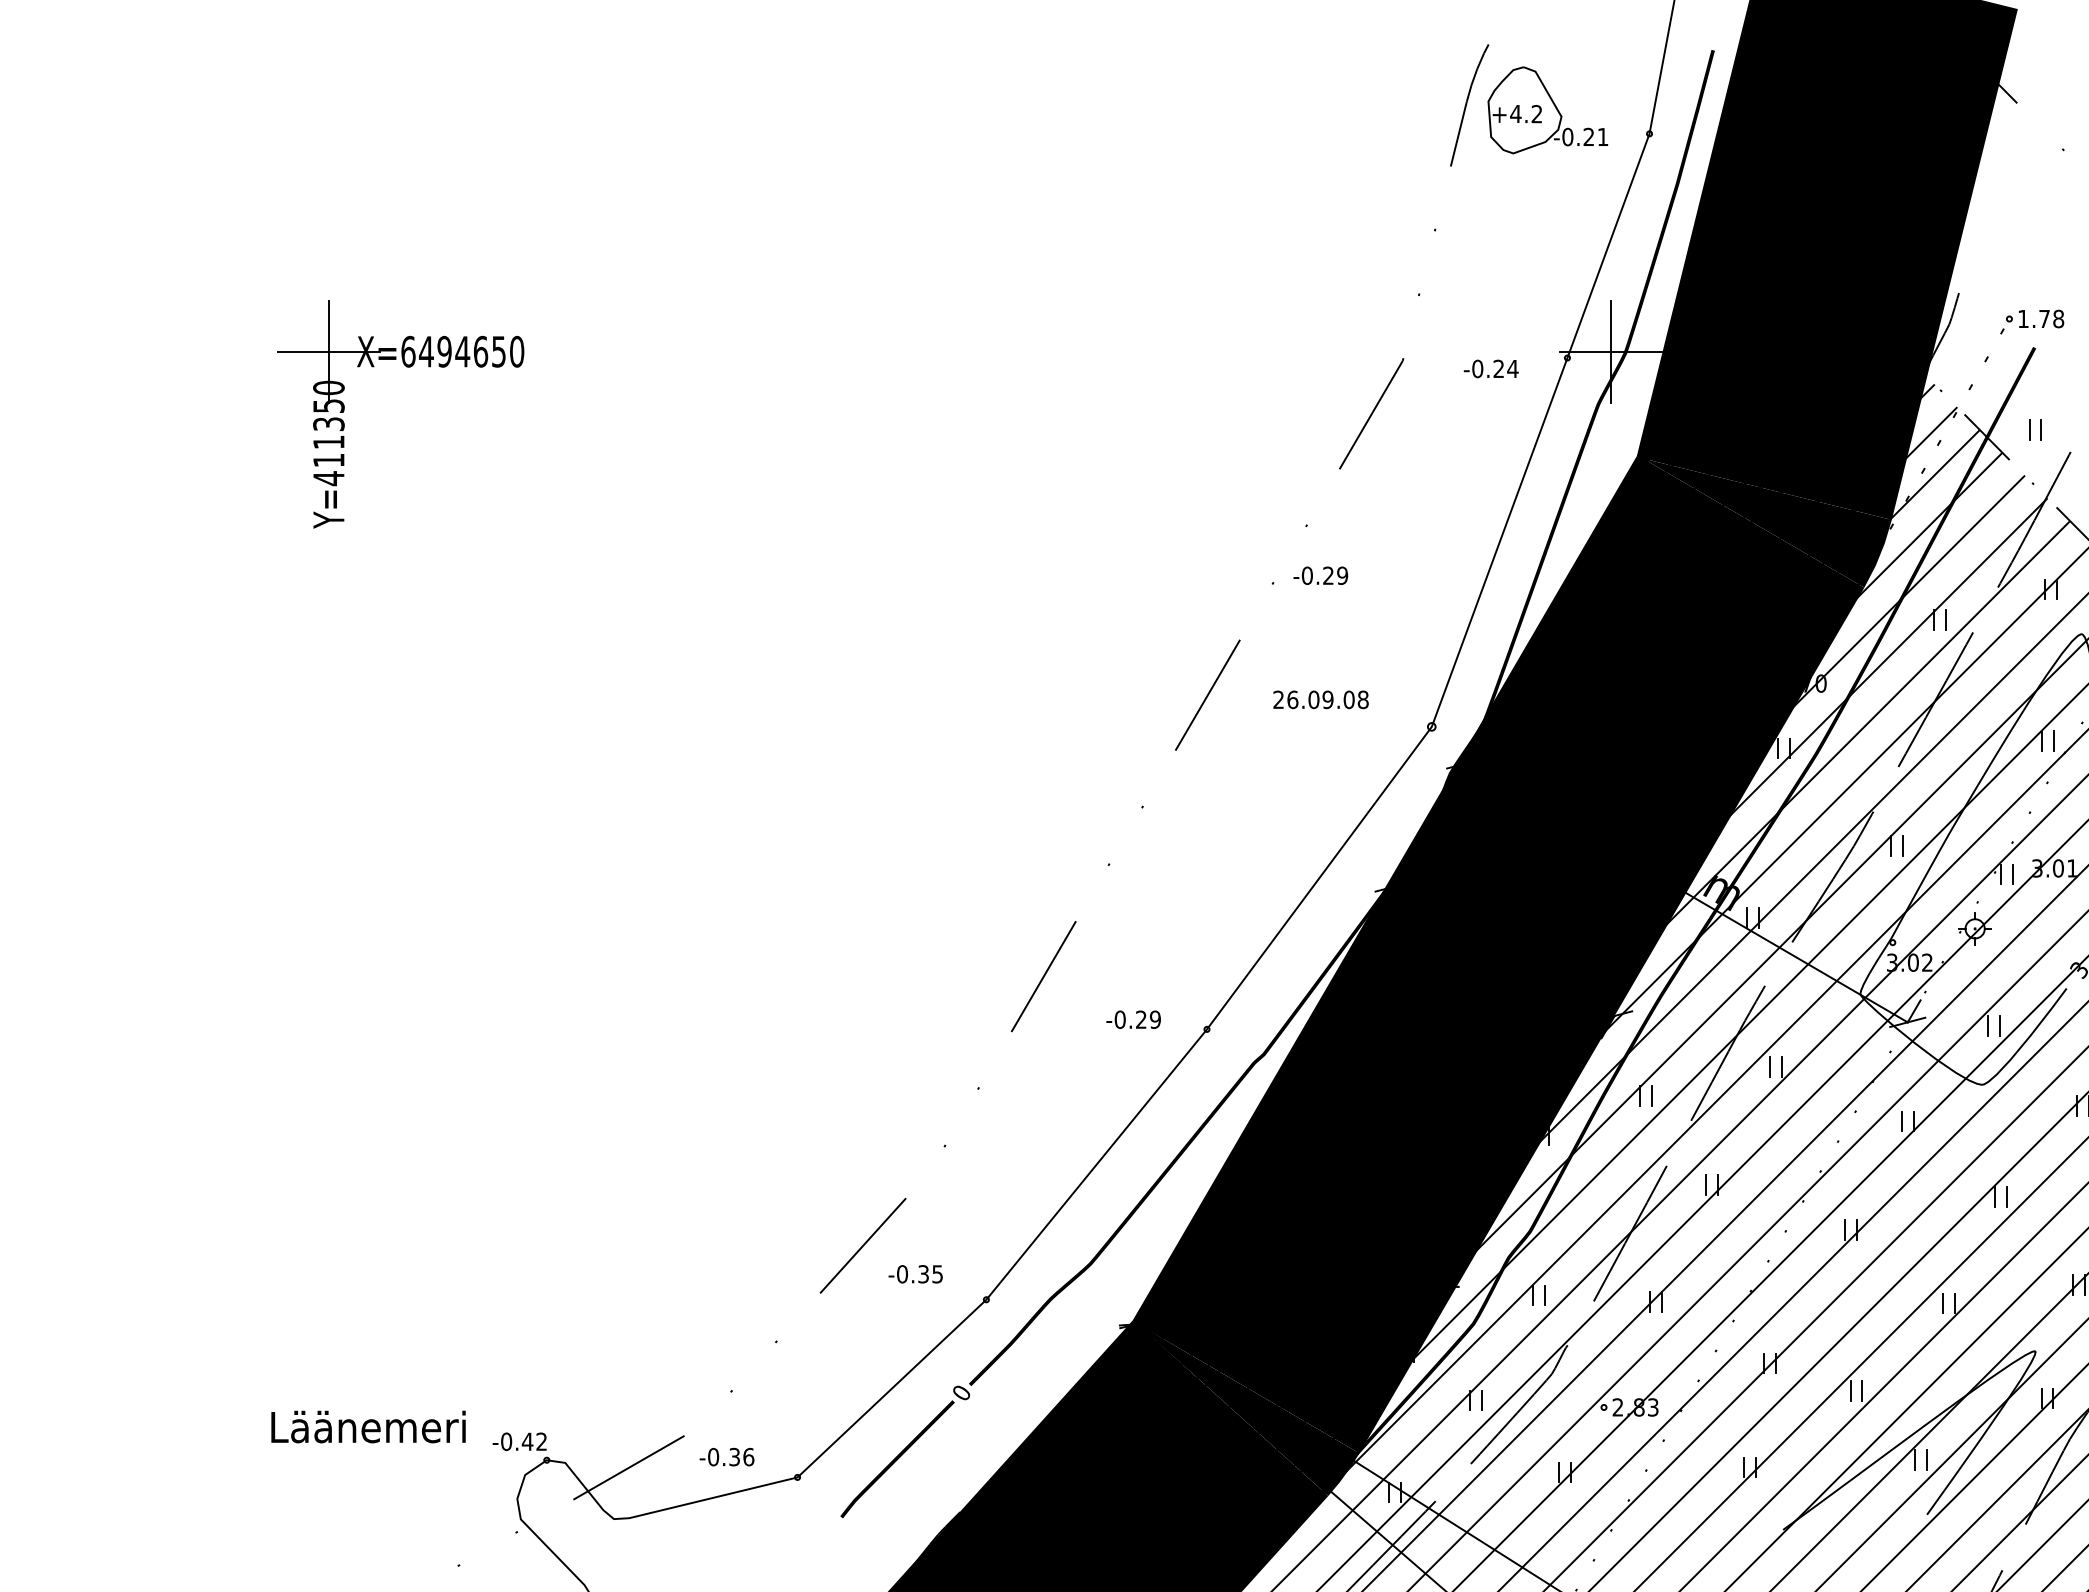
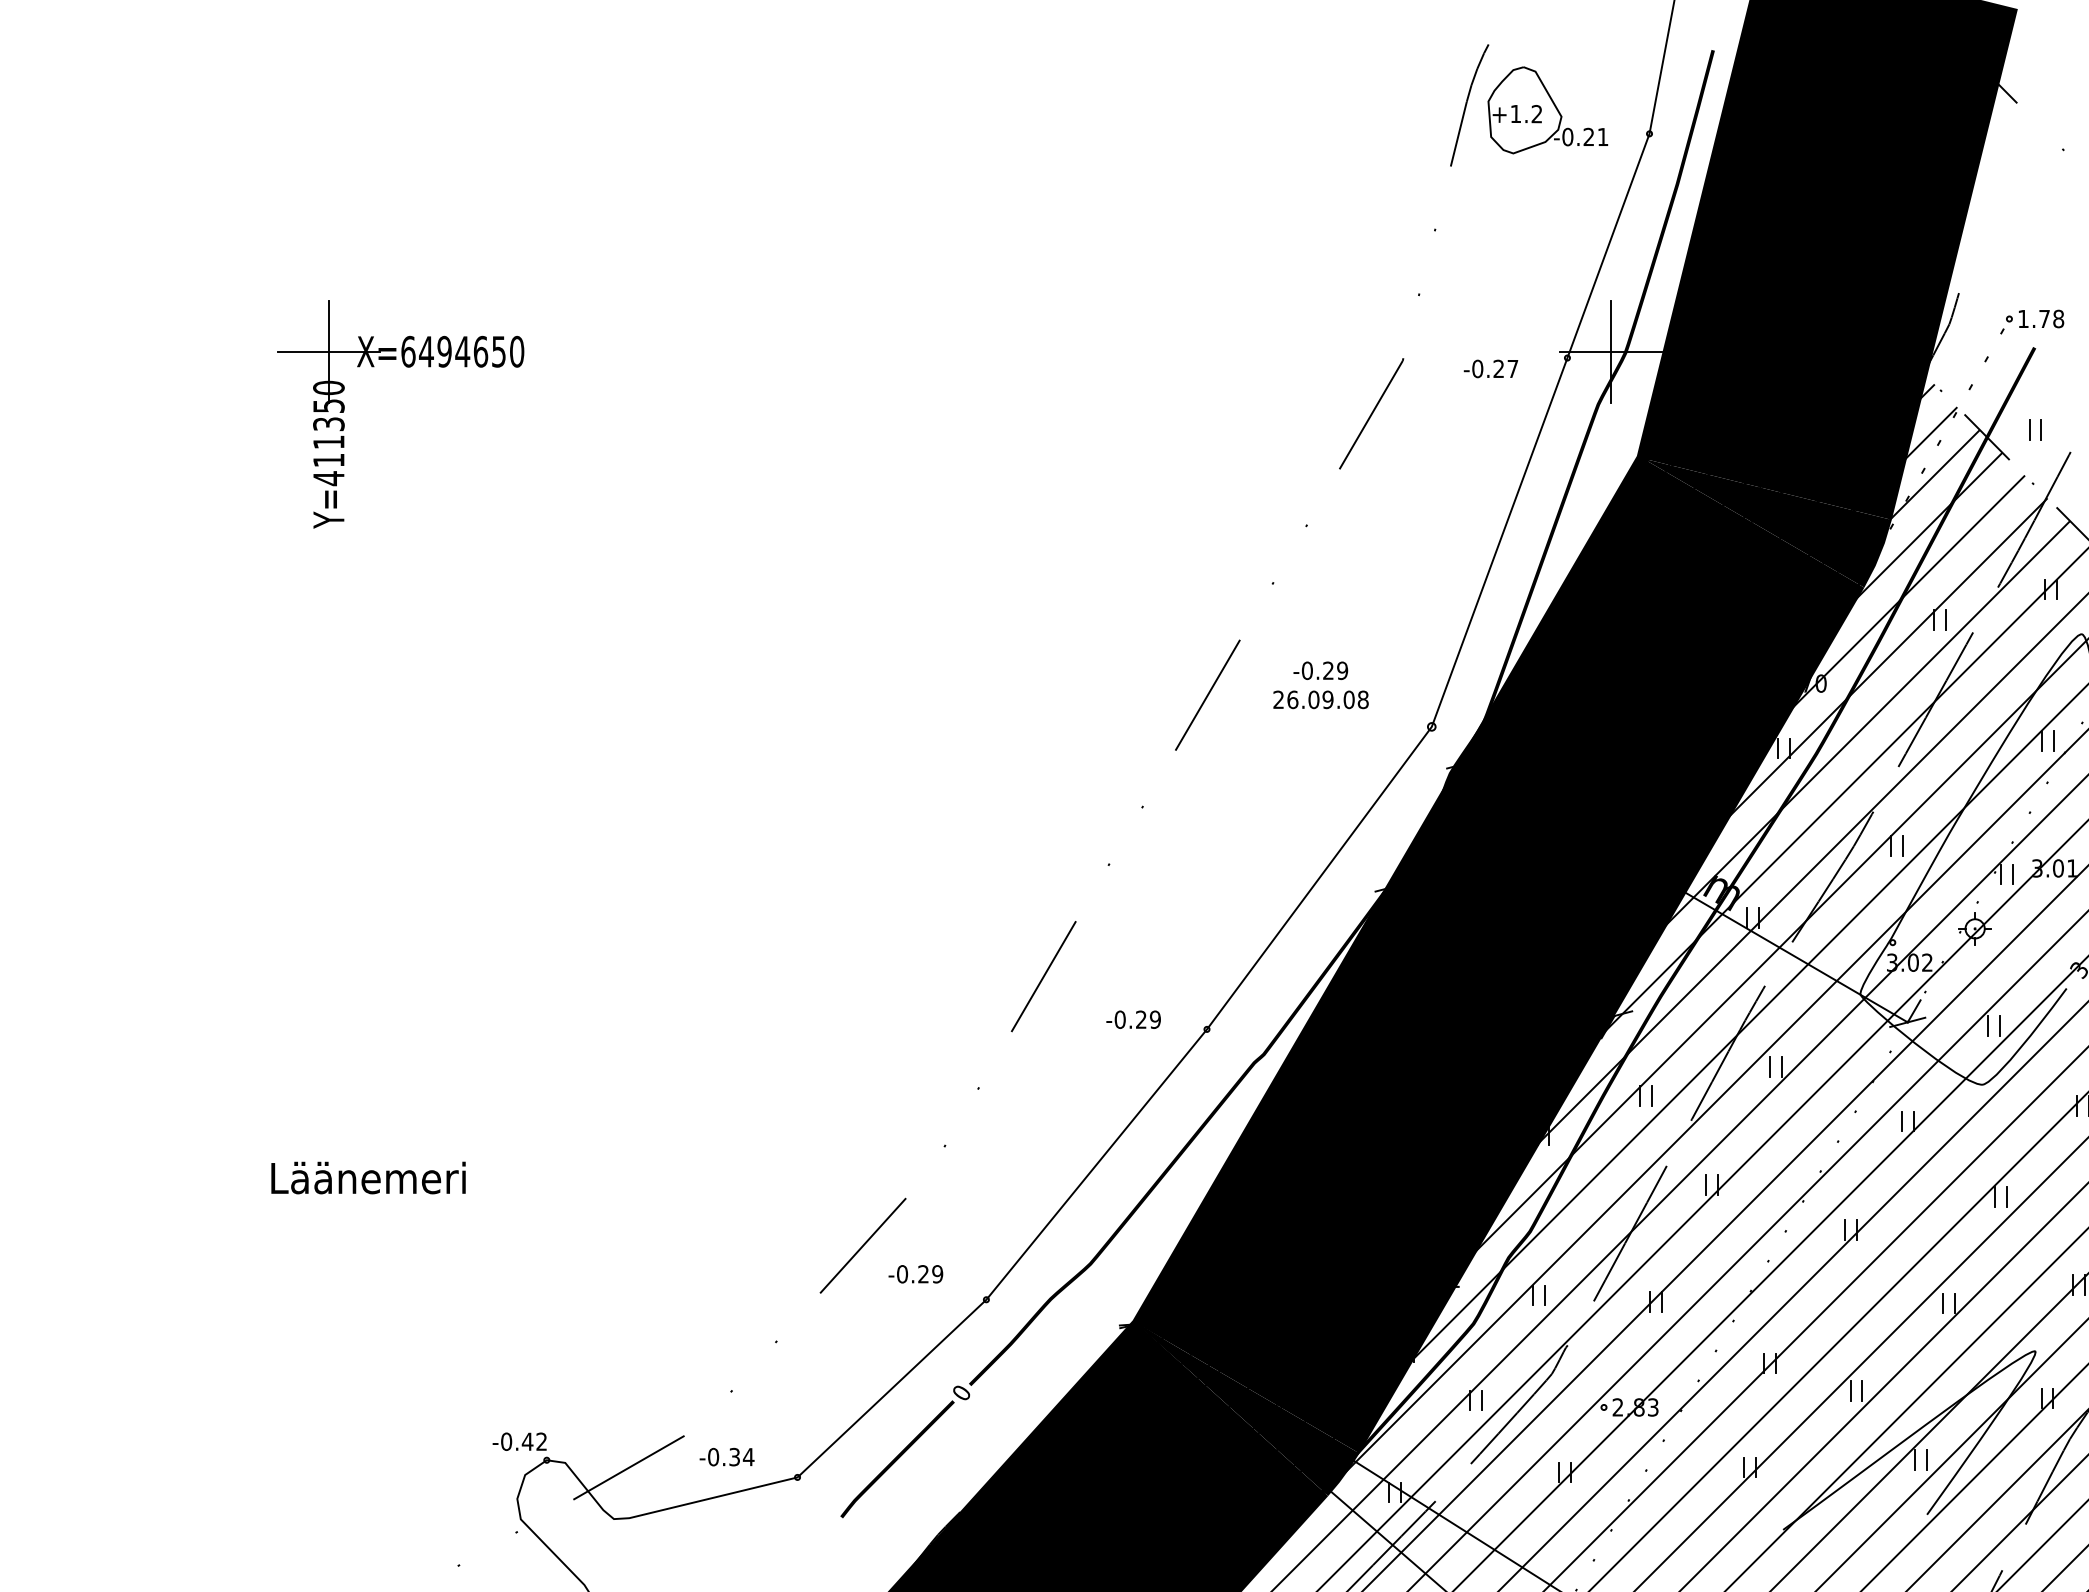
text: +4.2 -> +1.2 (1515, 113)
text: -0.24 -> -0.27 (1512, 368)
text position: (1320, 575) -> (1320, 670) (1320, 670)
text: -0.35 -> -0.29 (930, 1274)
text position: (368, 1426) -> (368, 1177) (368, 1177)
text: -0.36 -> -0.34 (748, 1456)
